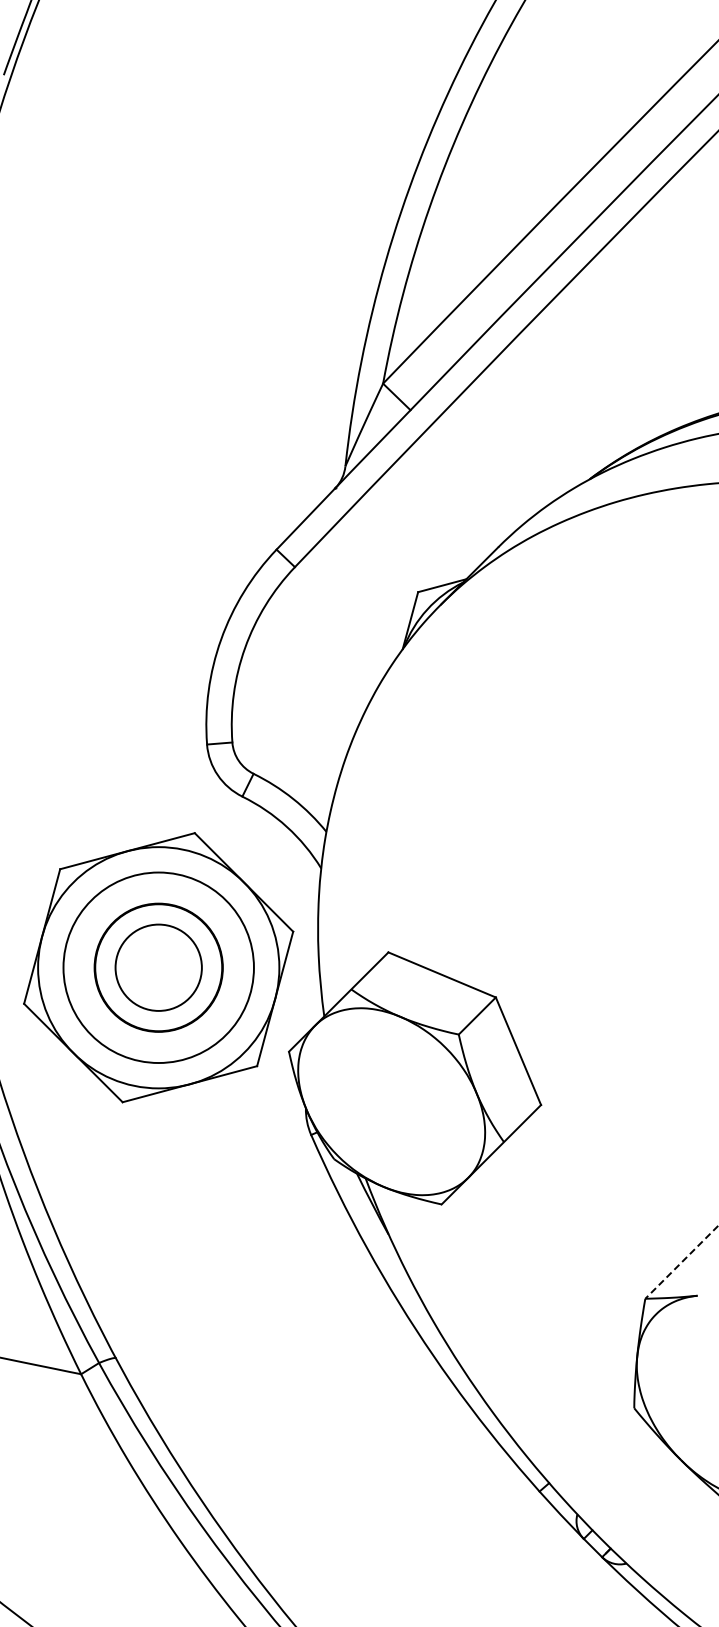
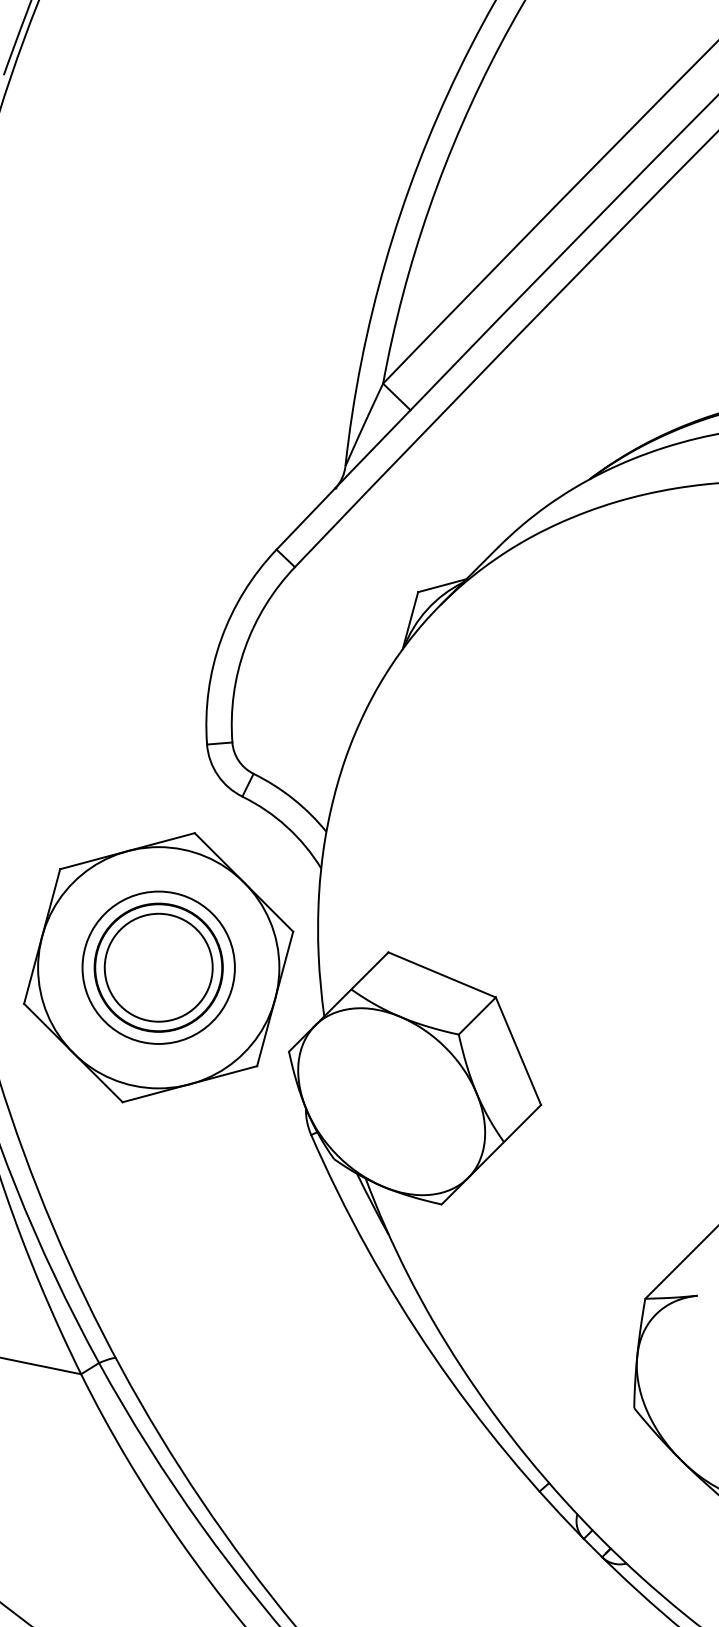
circle diameter: 190 px -> 152 px (158, 967)
circle diameter: 86 px -> 108 px (158, 967)
line: dashed -> solid (681, 1262)
